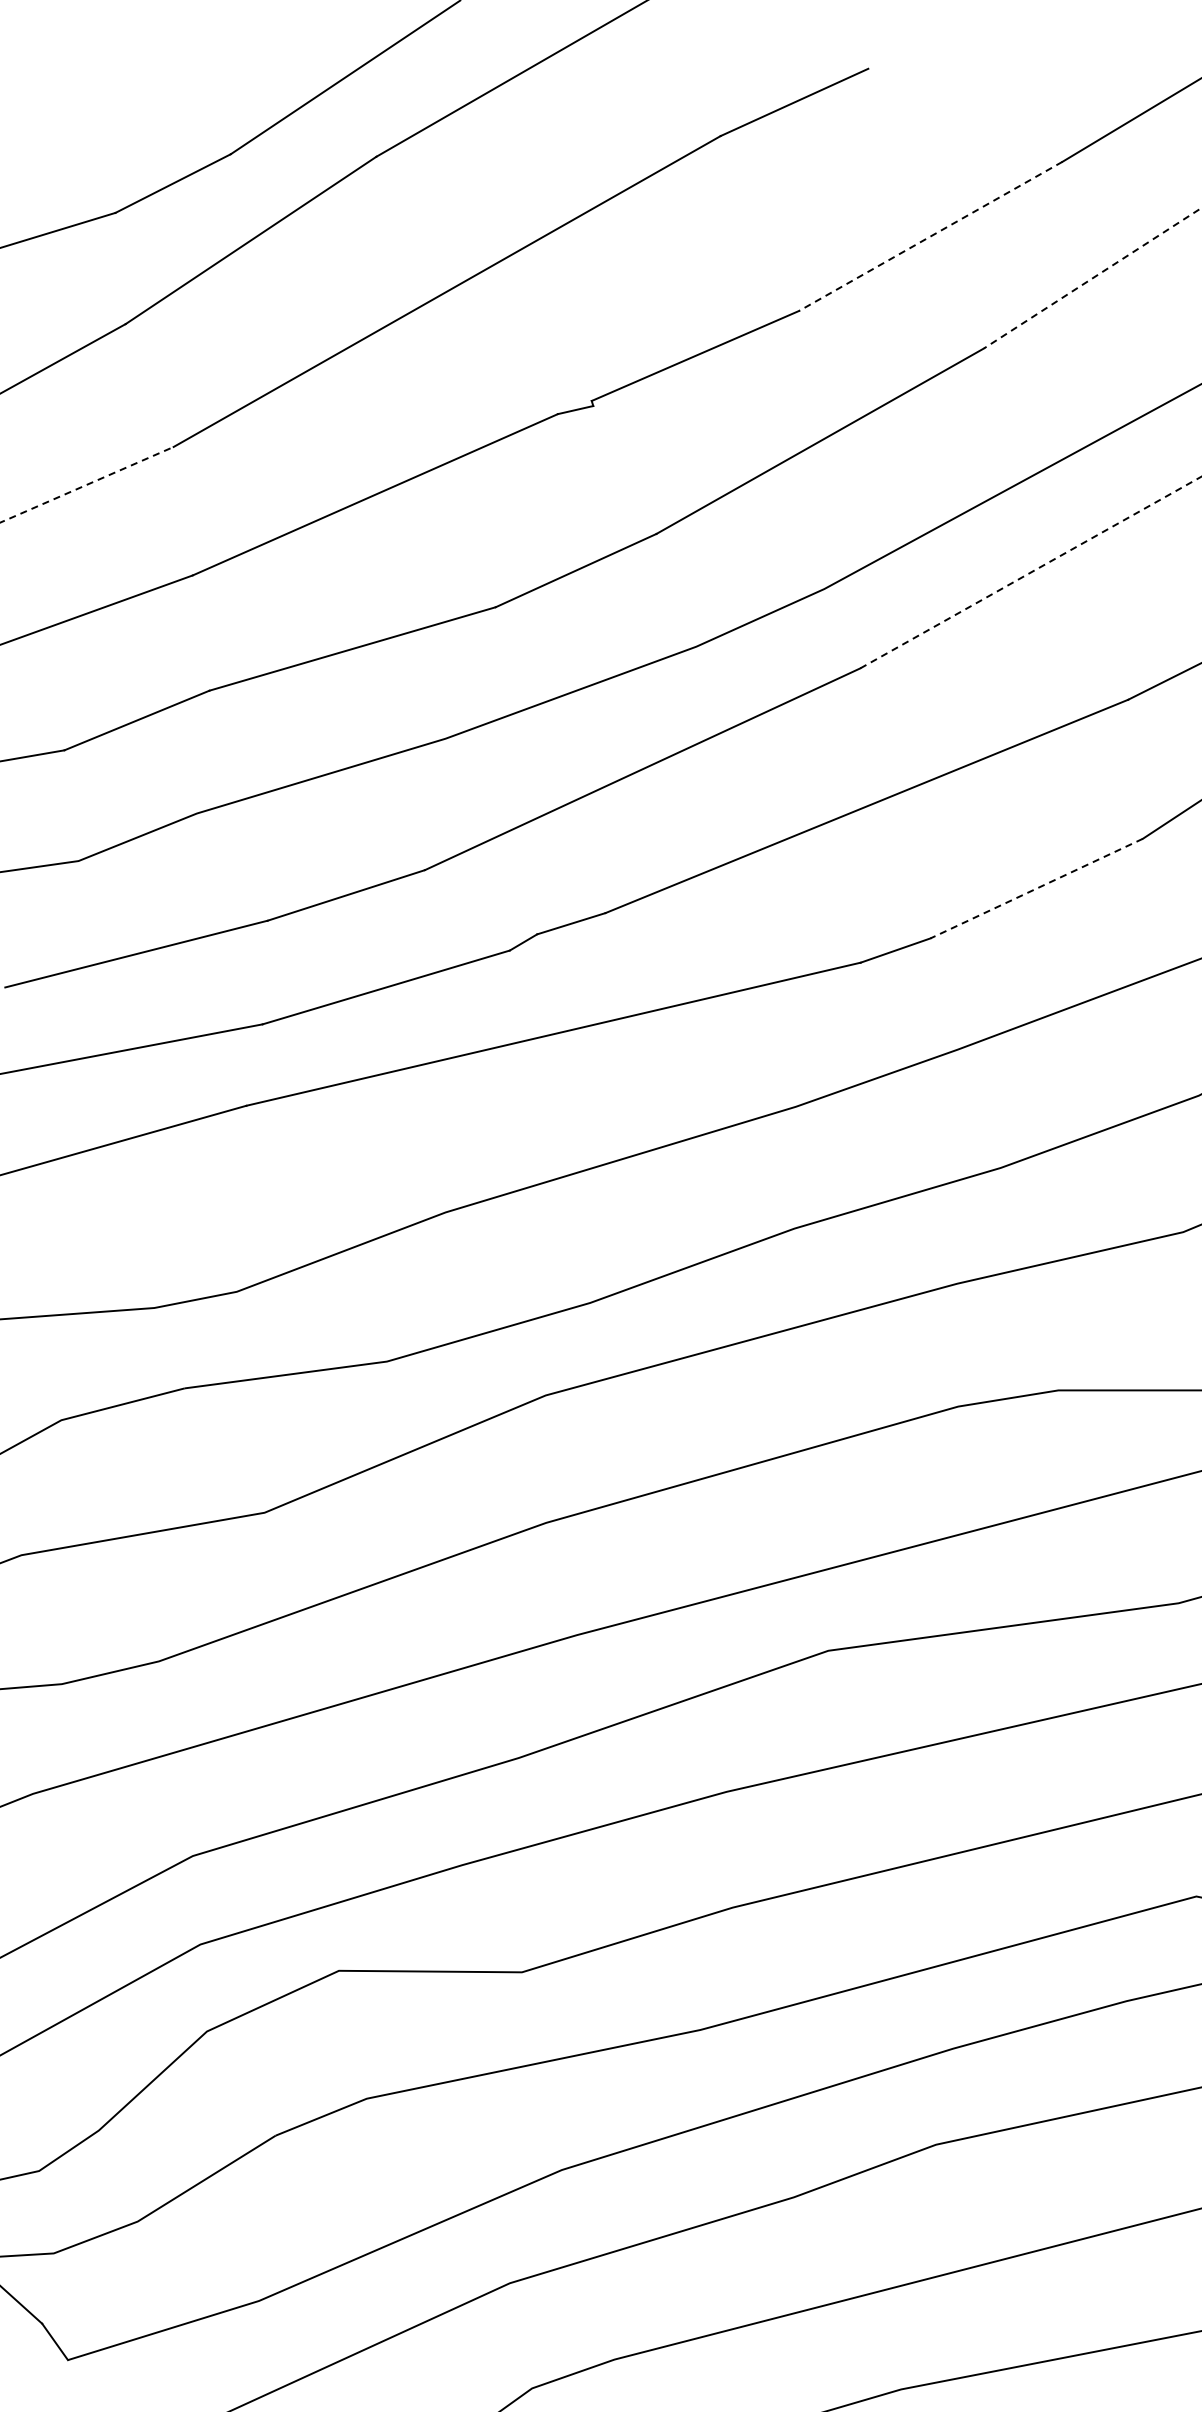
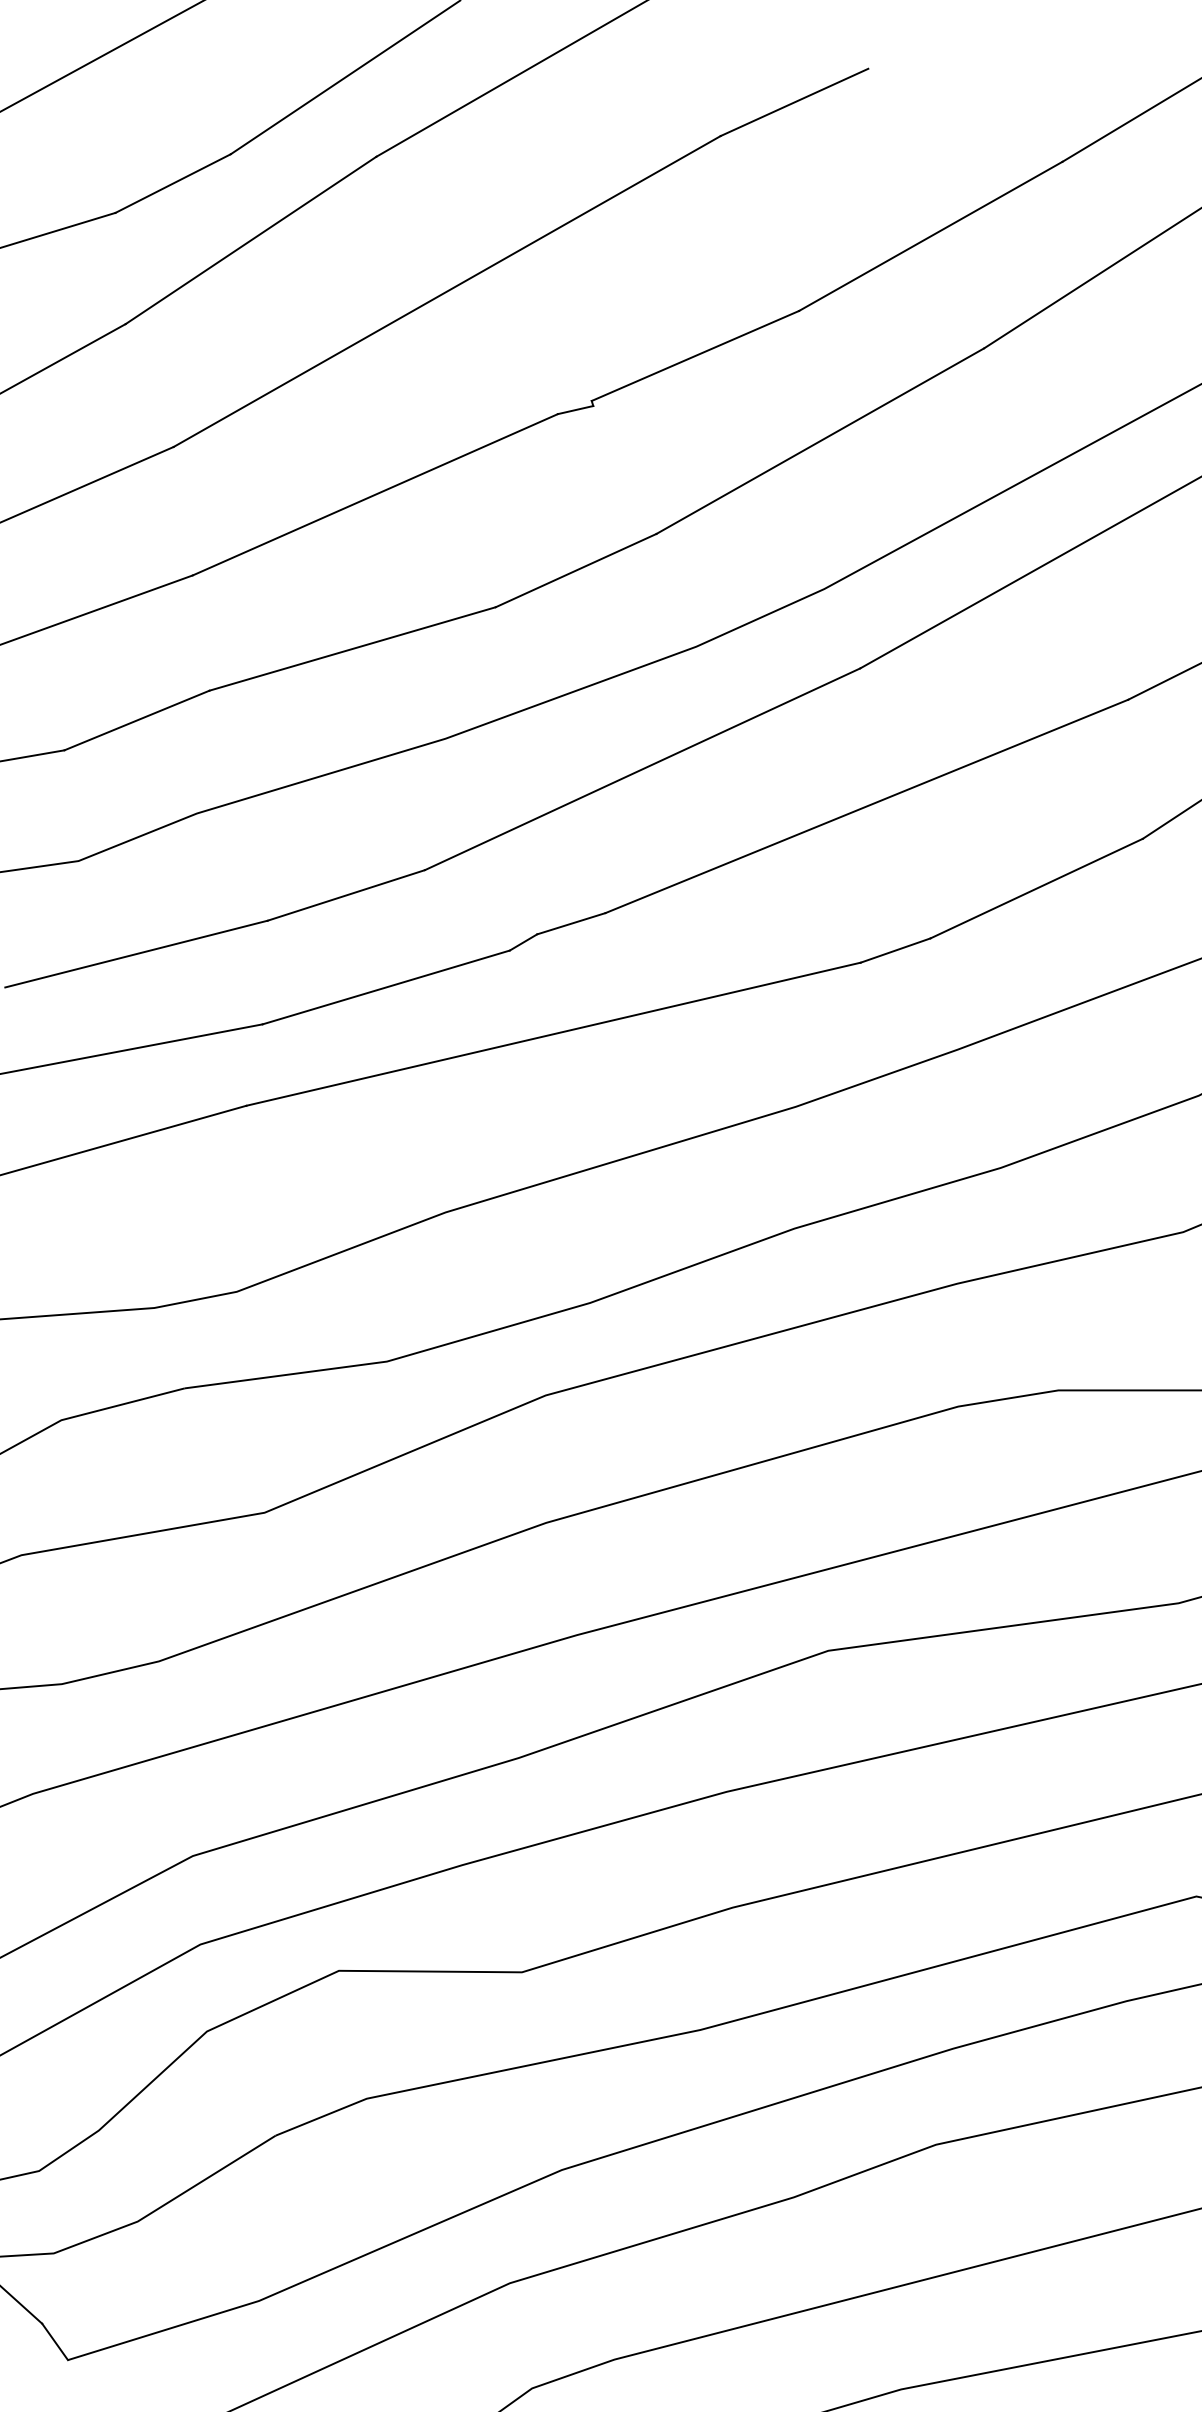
line: none -> present (101, 56)
line: dashed -> solid (930, 236)
line: dashed -> solid (1092, 278)
line: dashed -> solid (87, 484)
line: dashed -> solid (1031, 572)
line: dashed -> solid (1036, 888)
